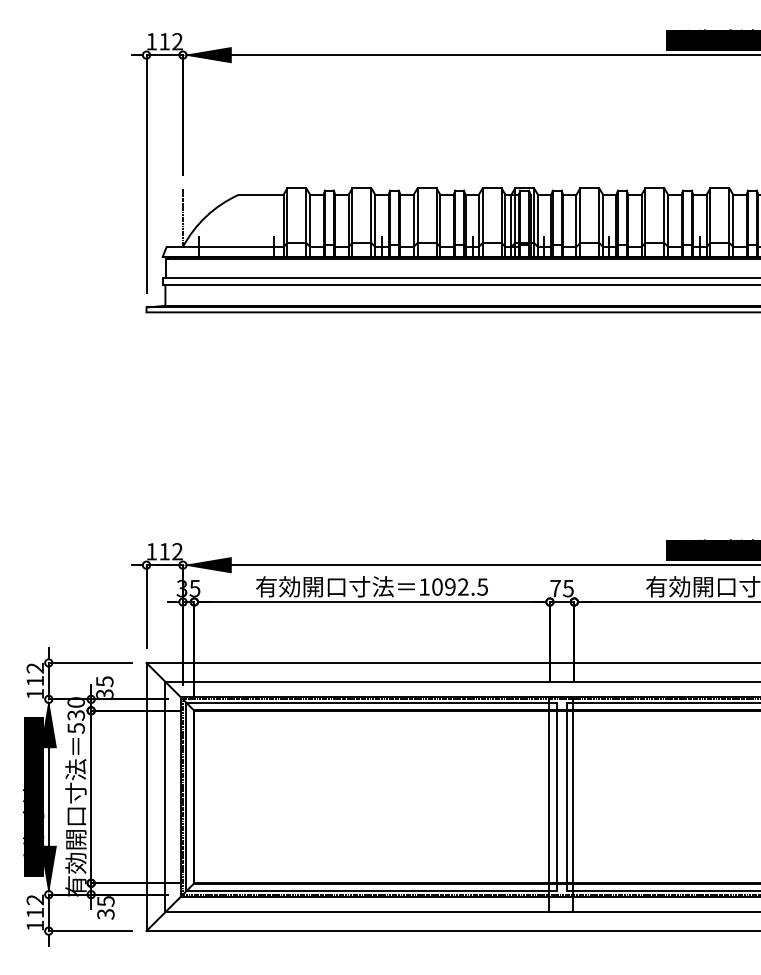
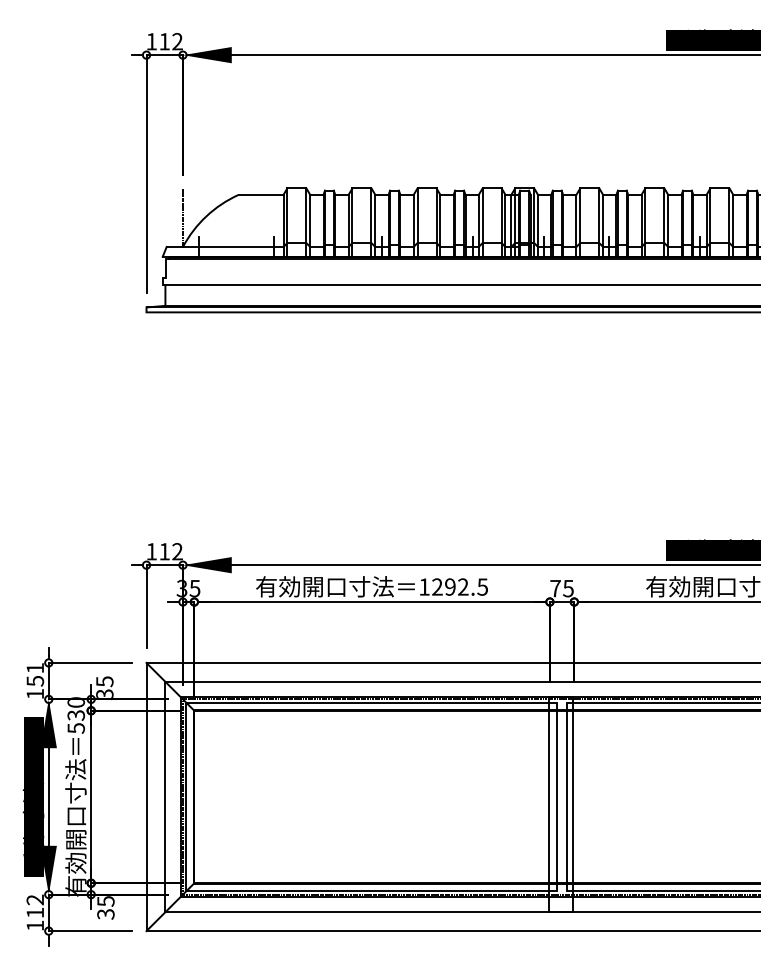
line: present -> none (461, 278)
text: 1092.5 -> 1292.5 (437, 586)
text: 112 -> 151 (35, 674)
